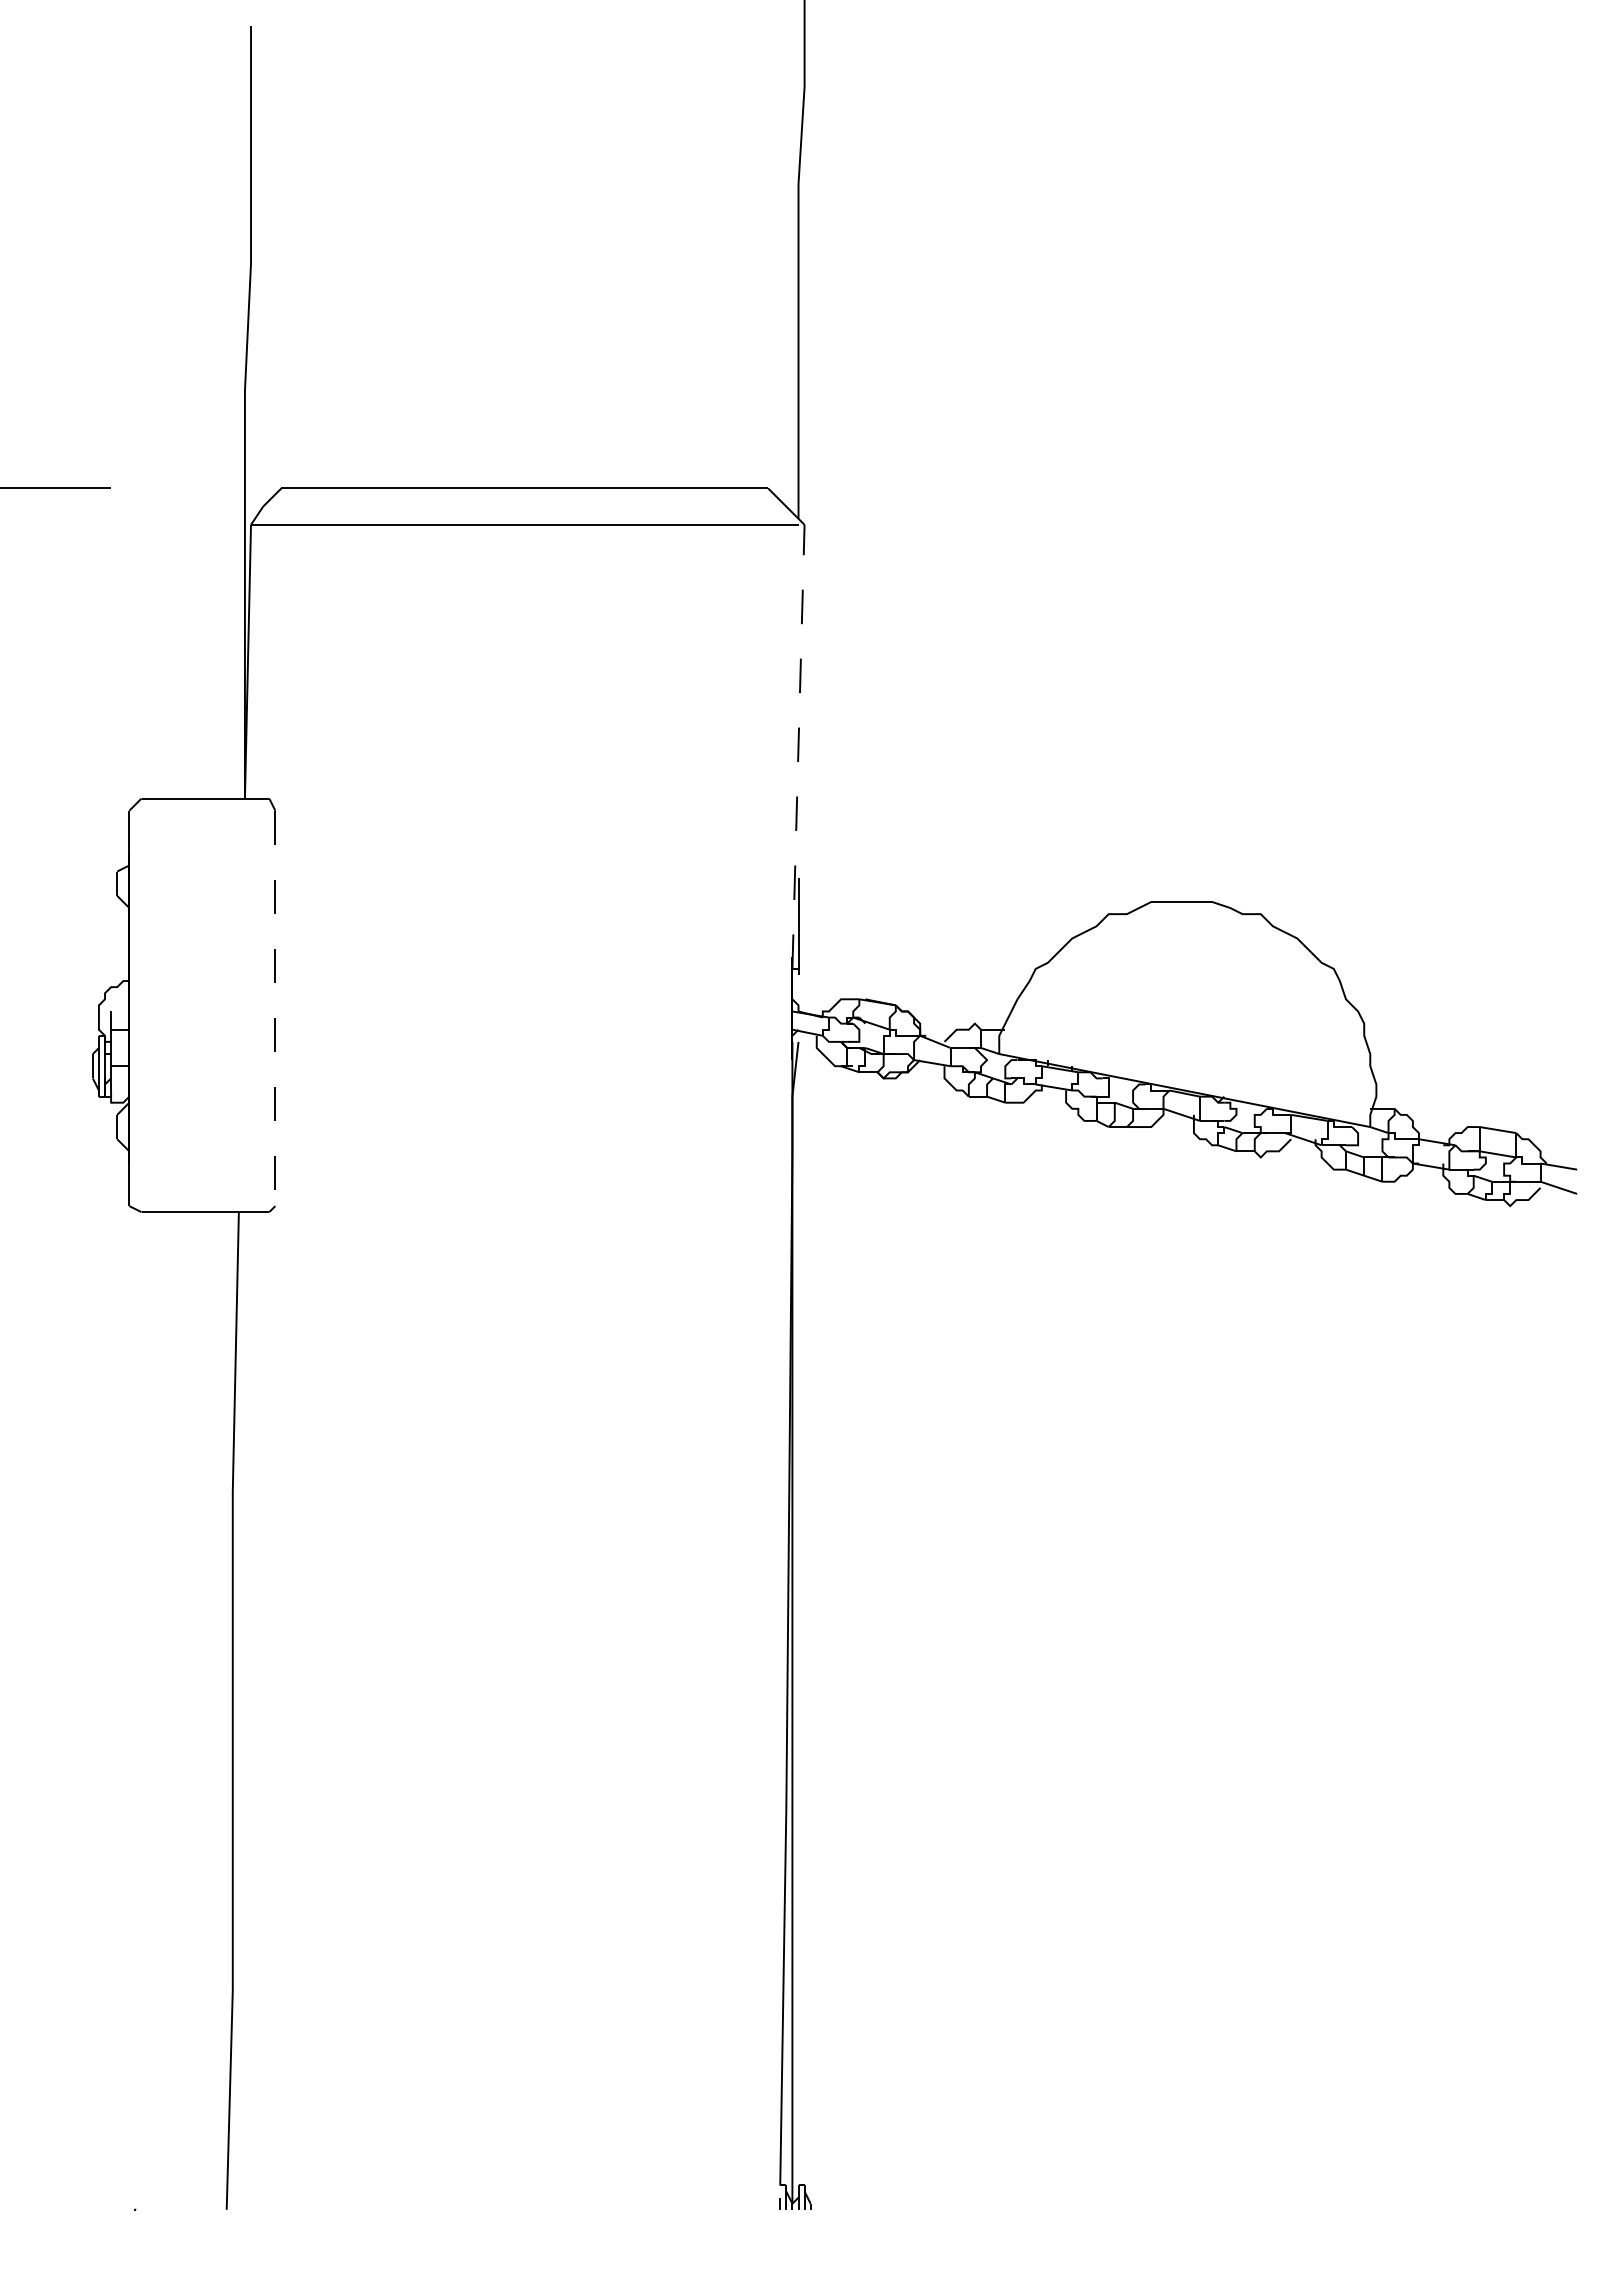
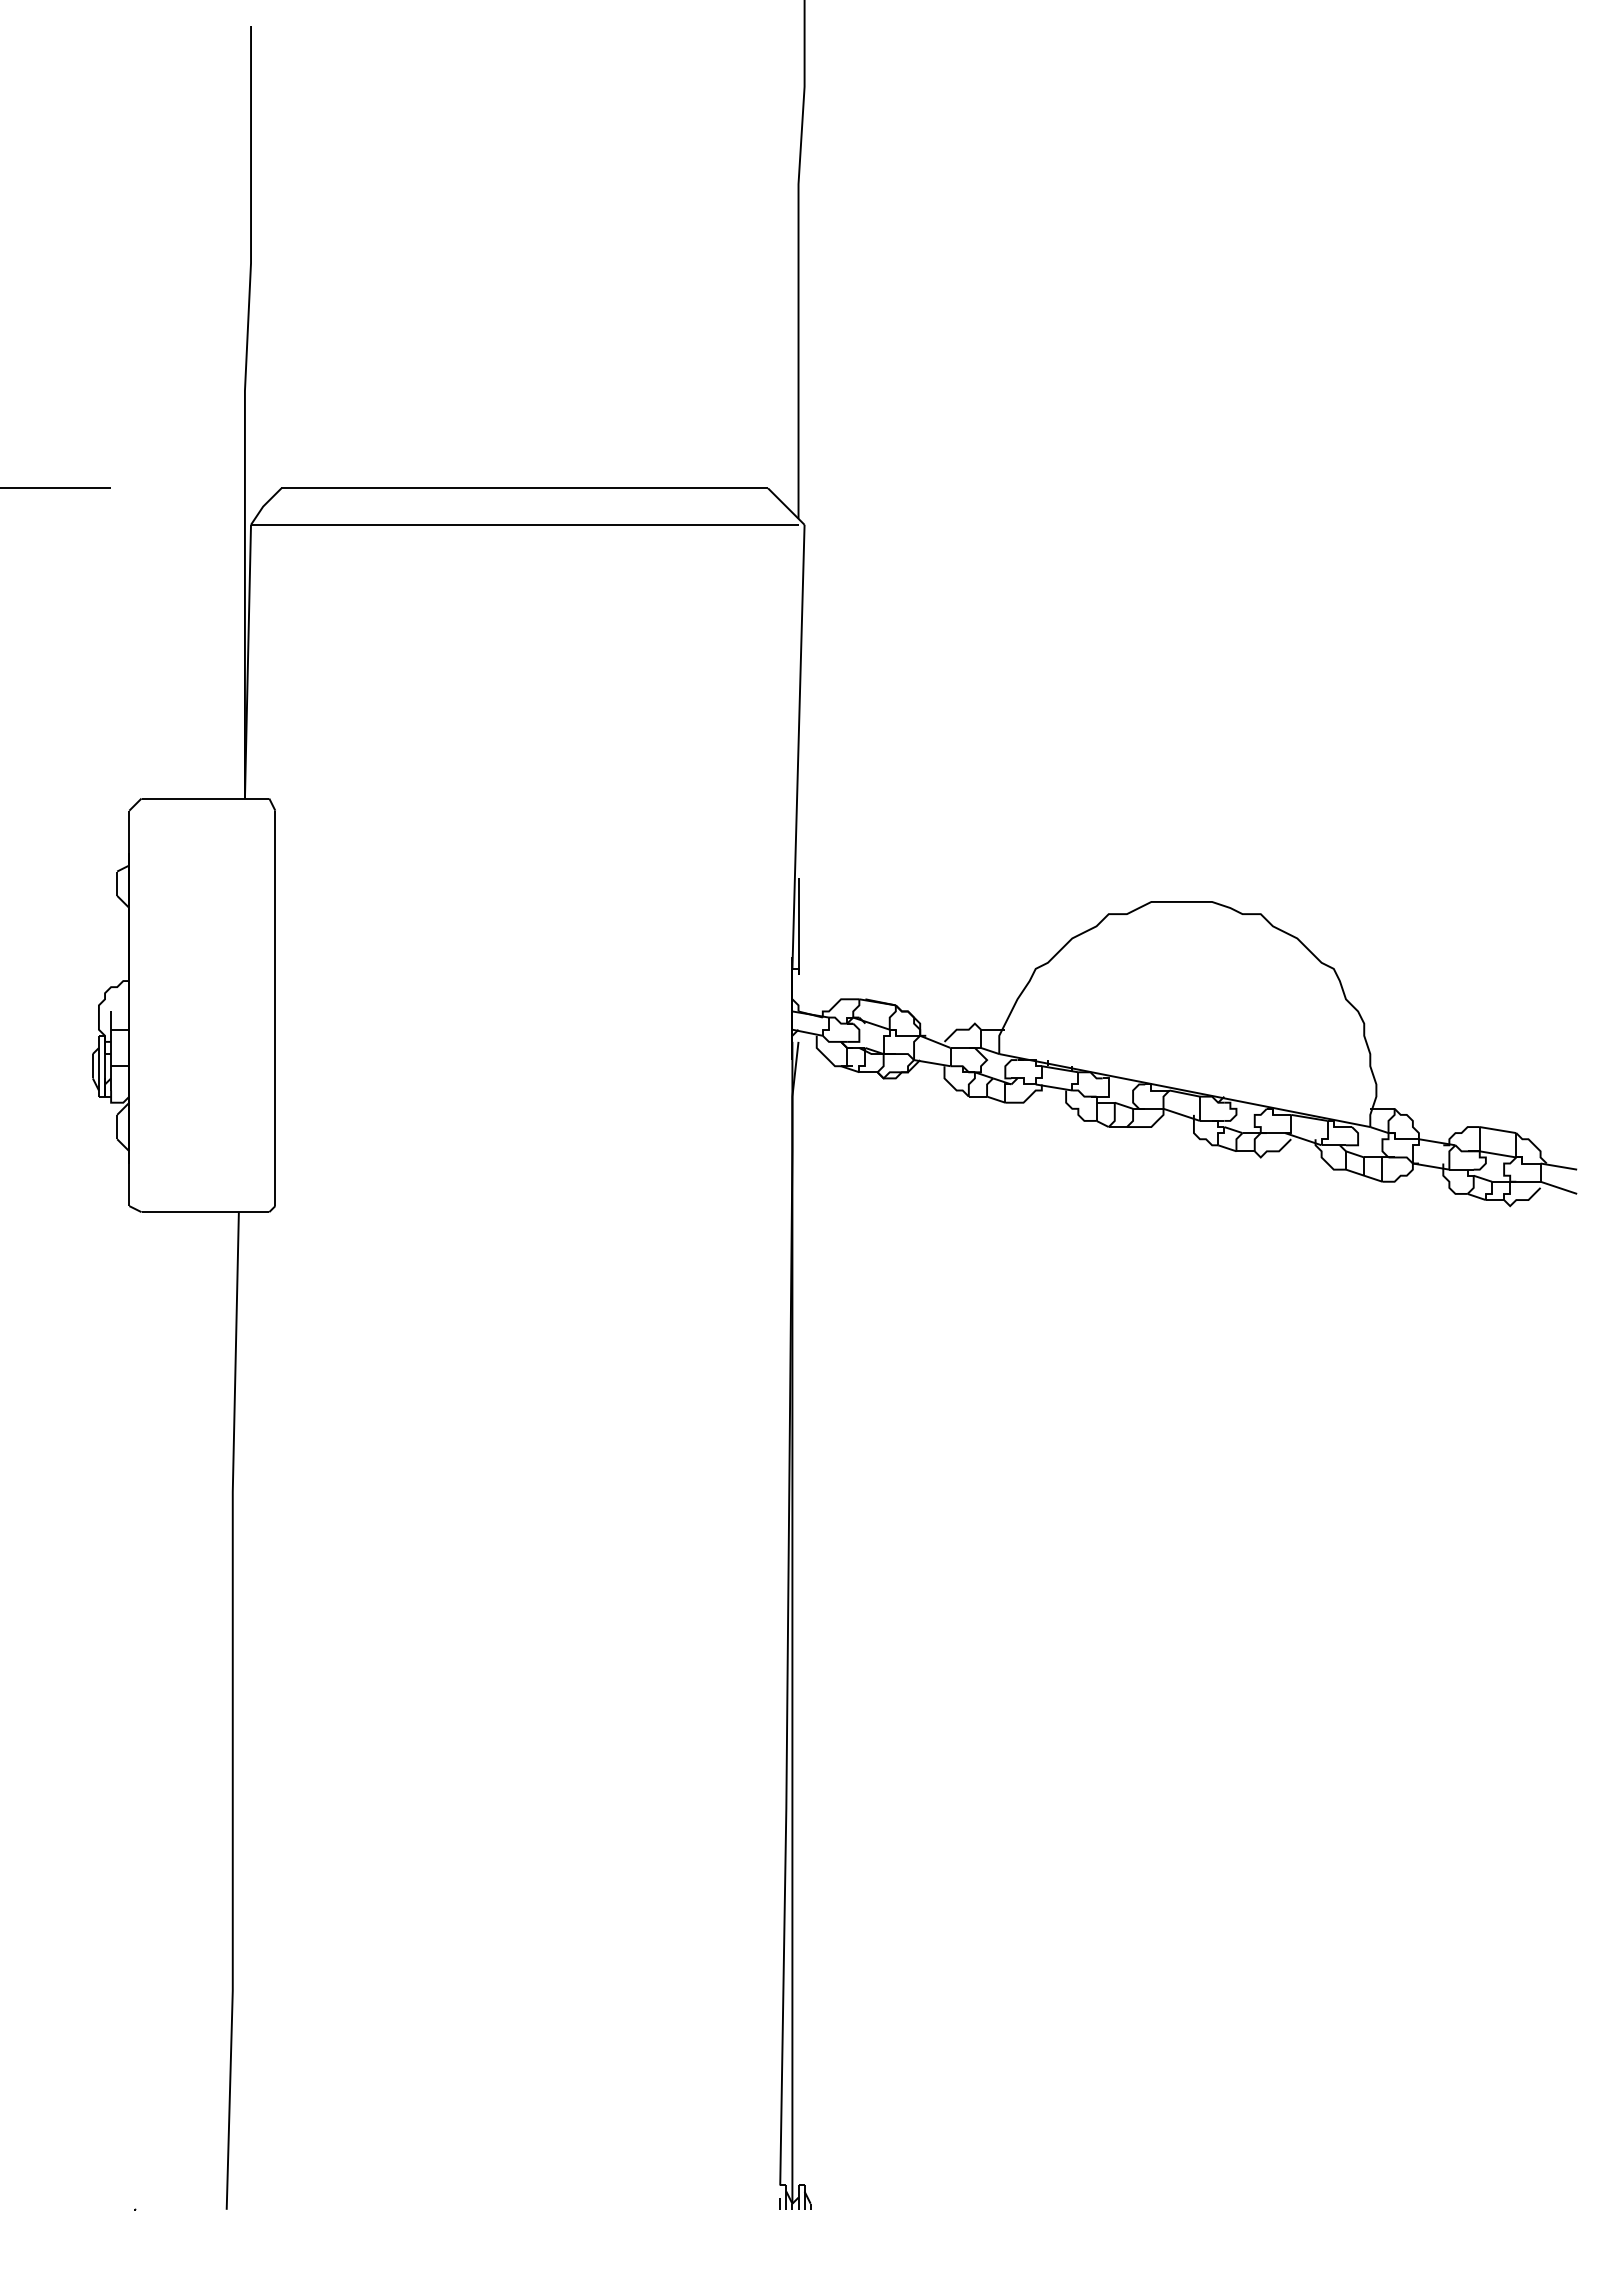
line: dashed -> solid (798, 746)
line: dashed -> solid (275, 1008)
